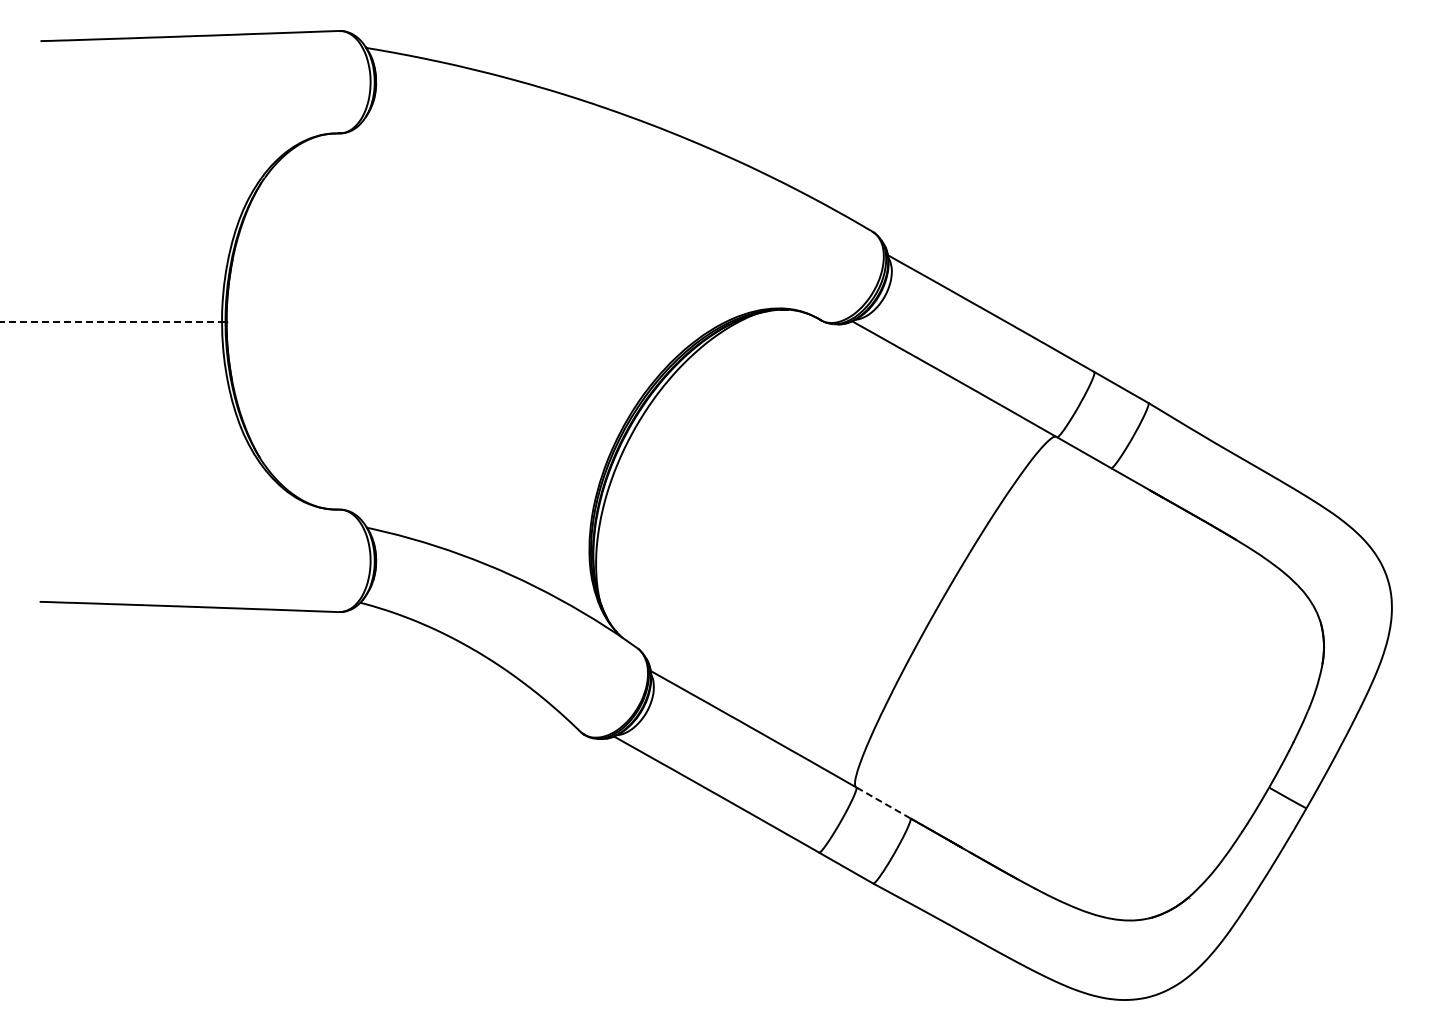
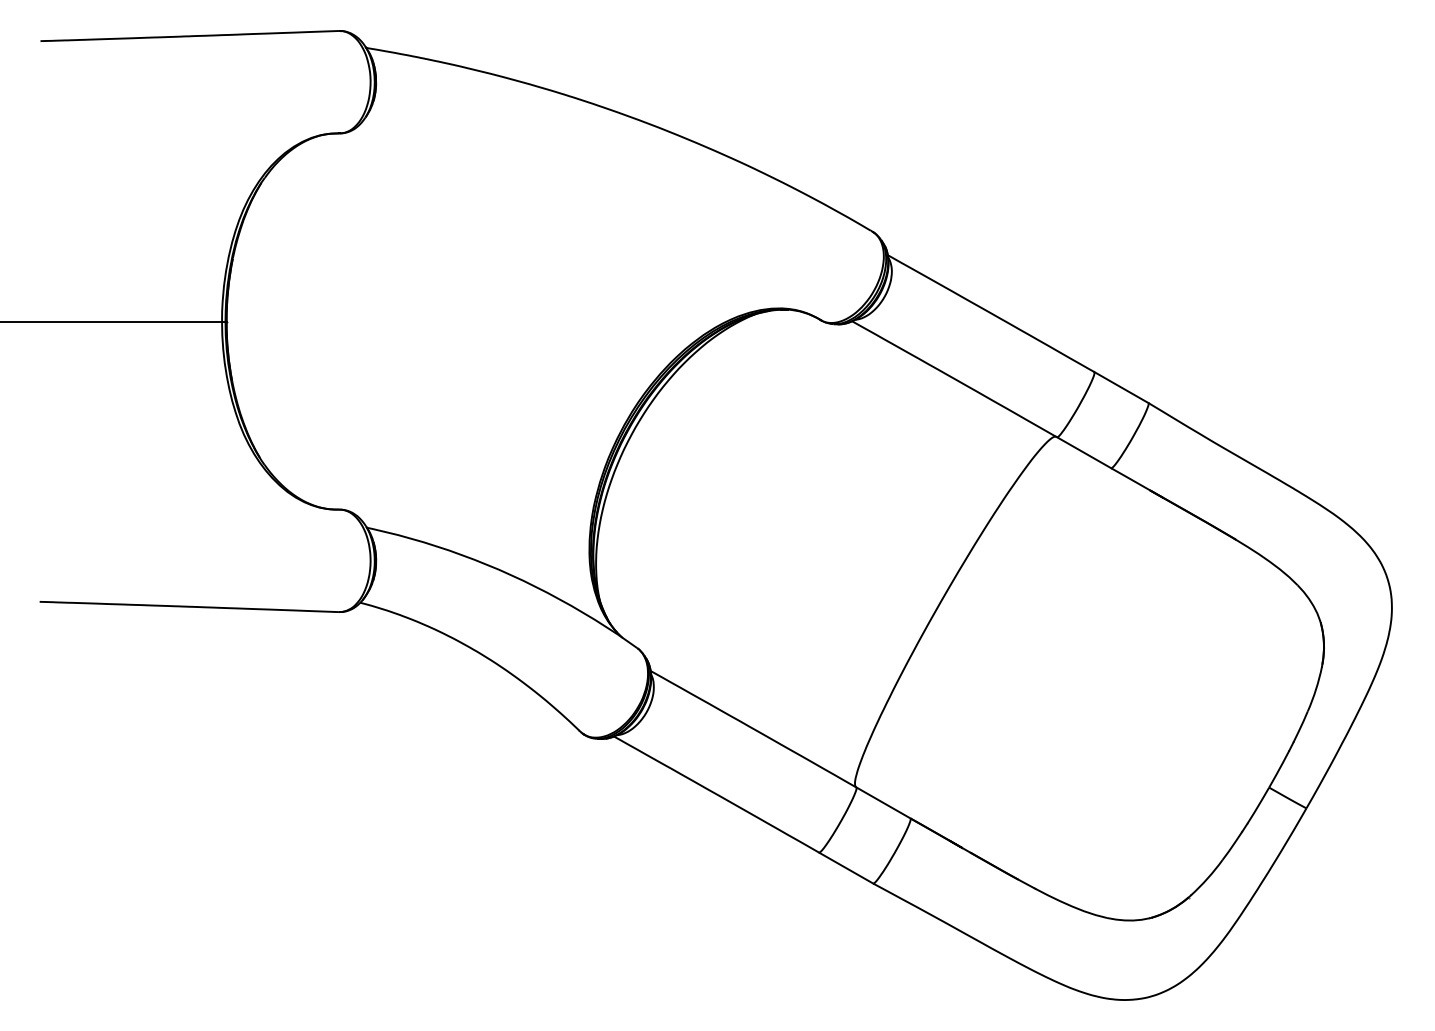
line: dashed -> solid (111, 321)
line: dashed -> solid (883, 802)
